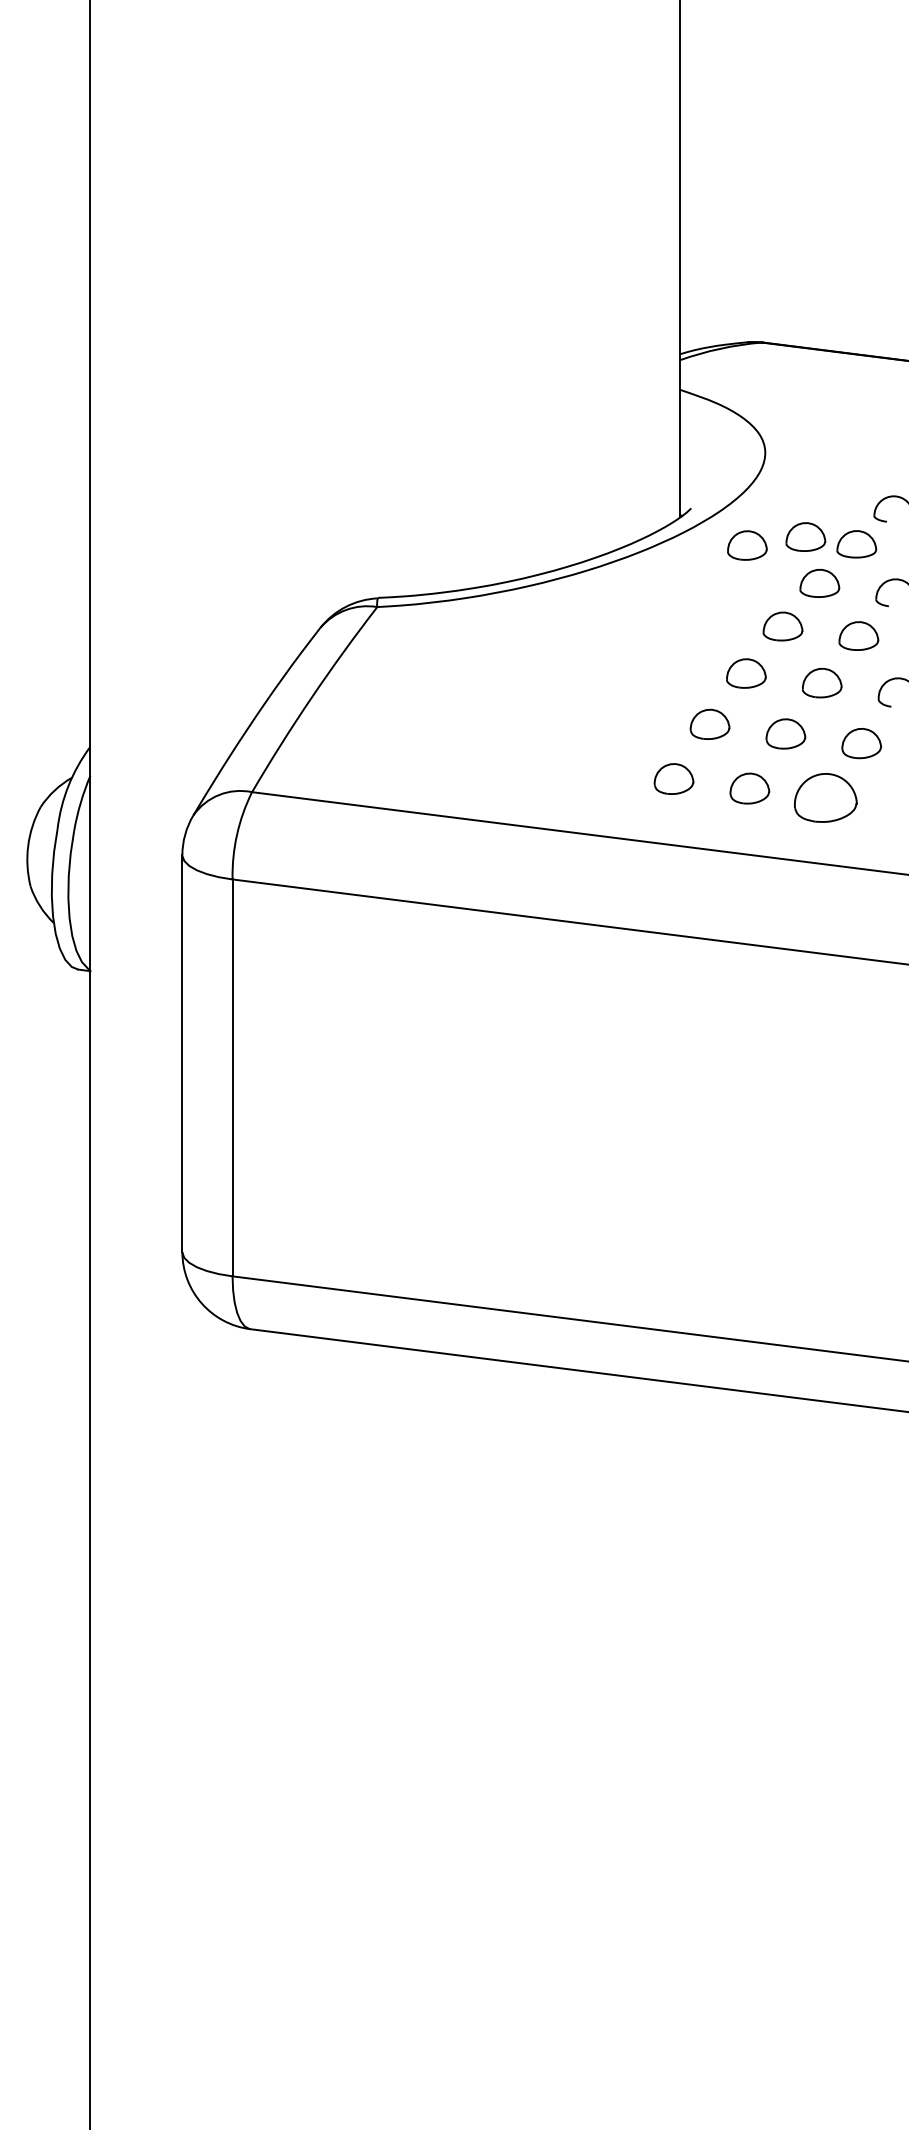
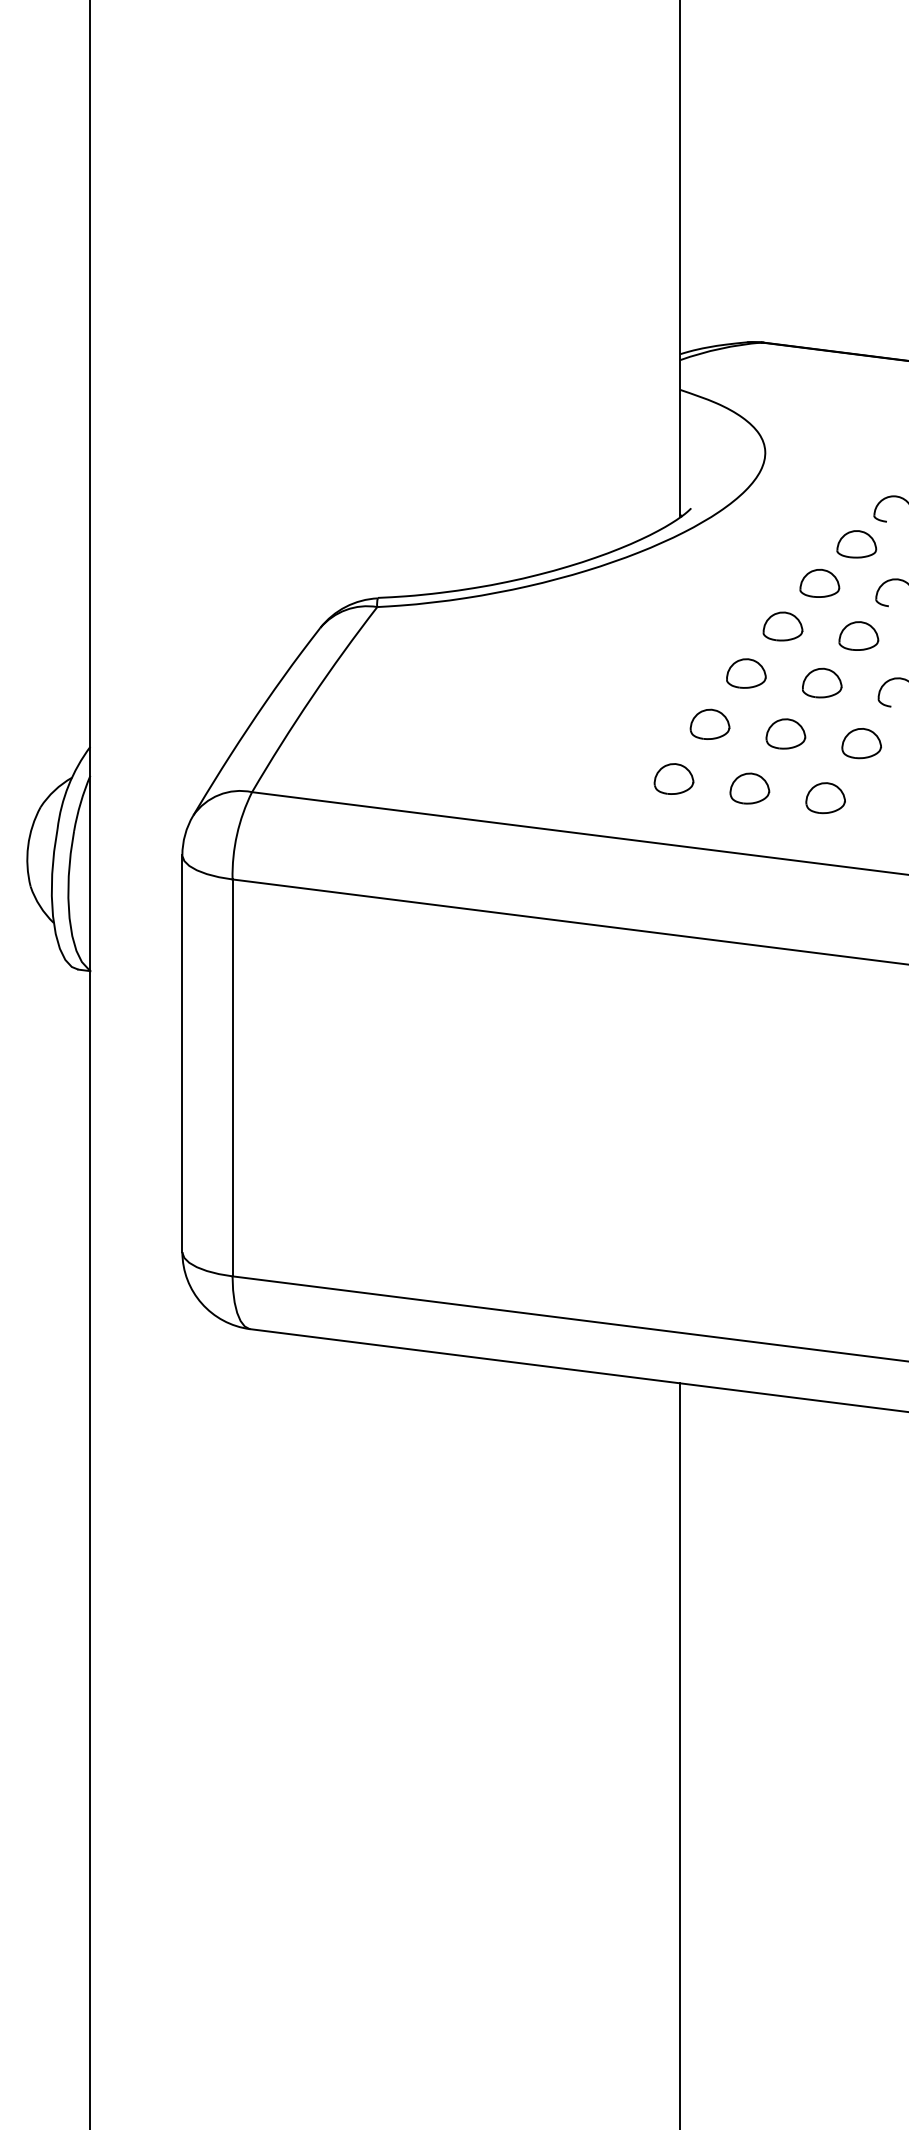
part: present -> none (805, 536)
part: present -> none (747, 545)
part size: 64x50 px -> 41x33 px (825, 798)
line: none -> present (680, 1754)
